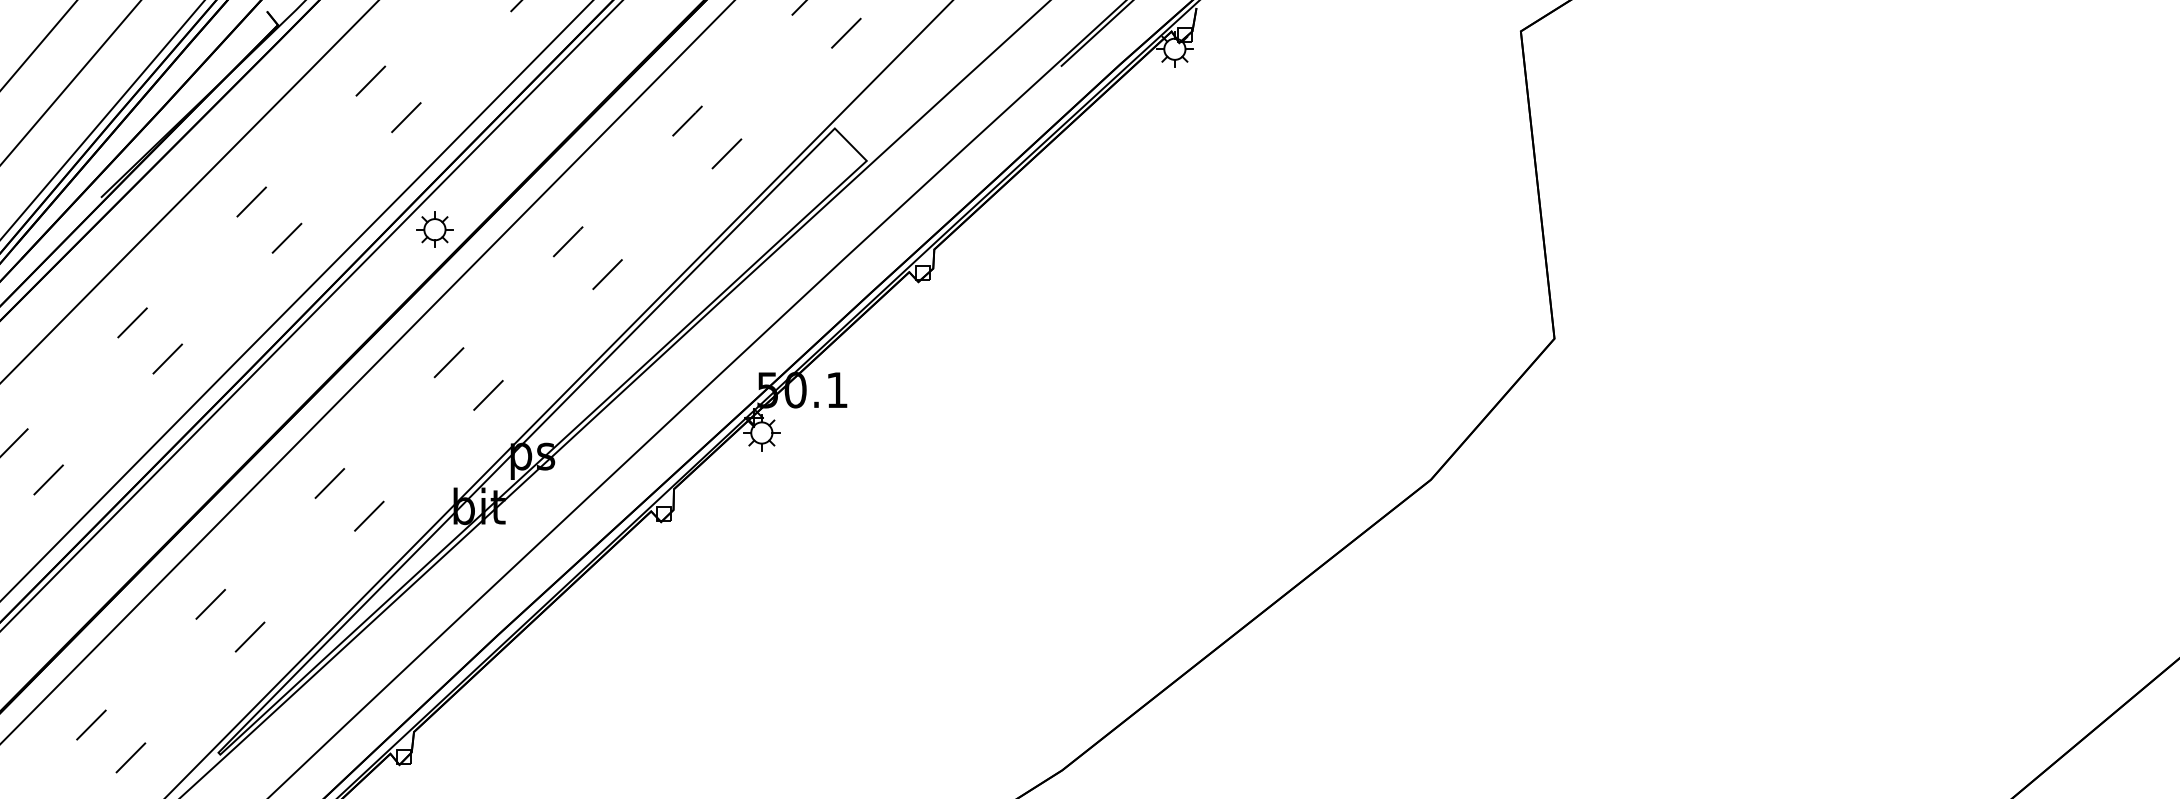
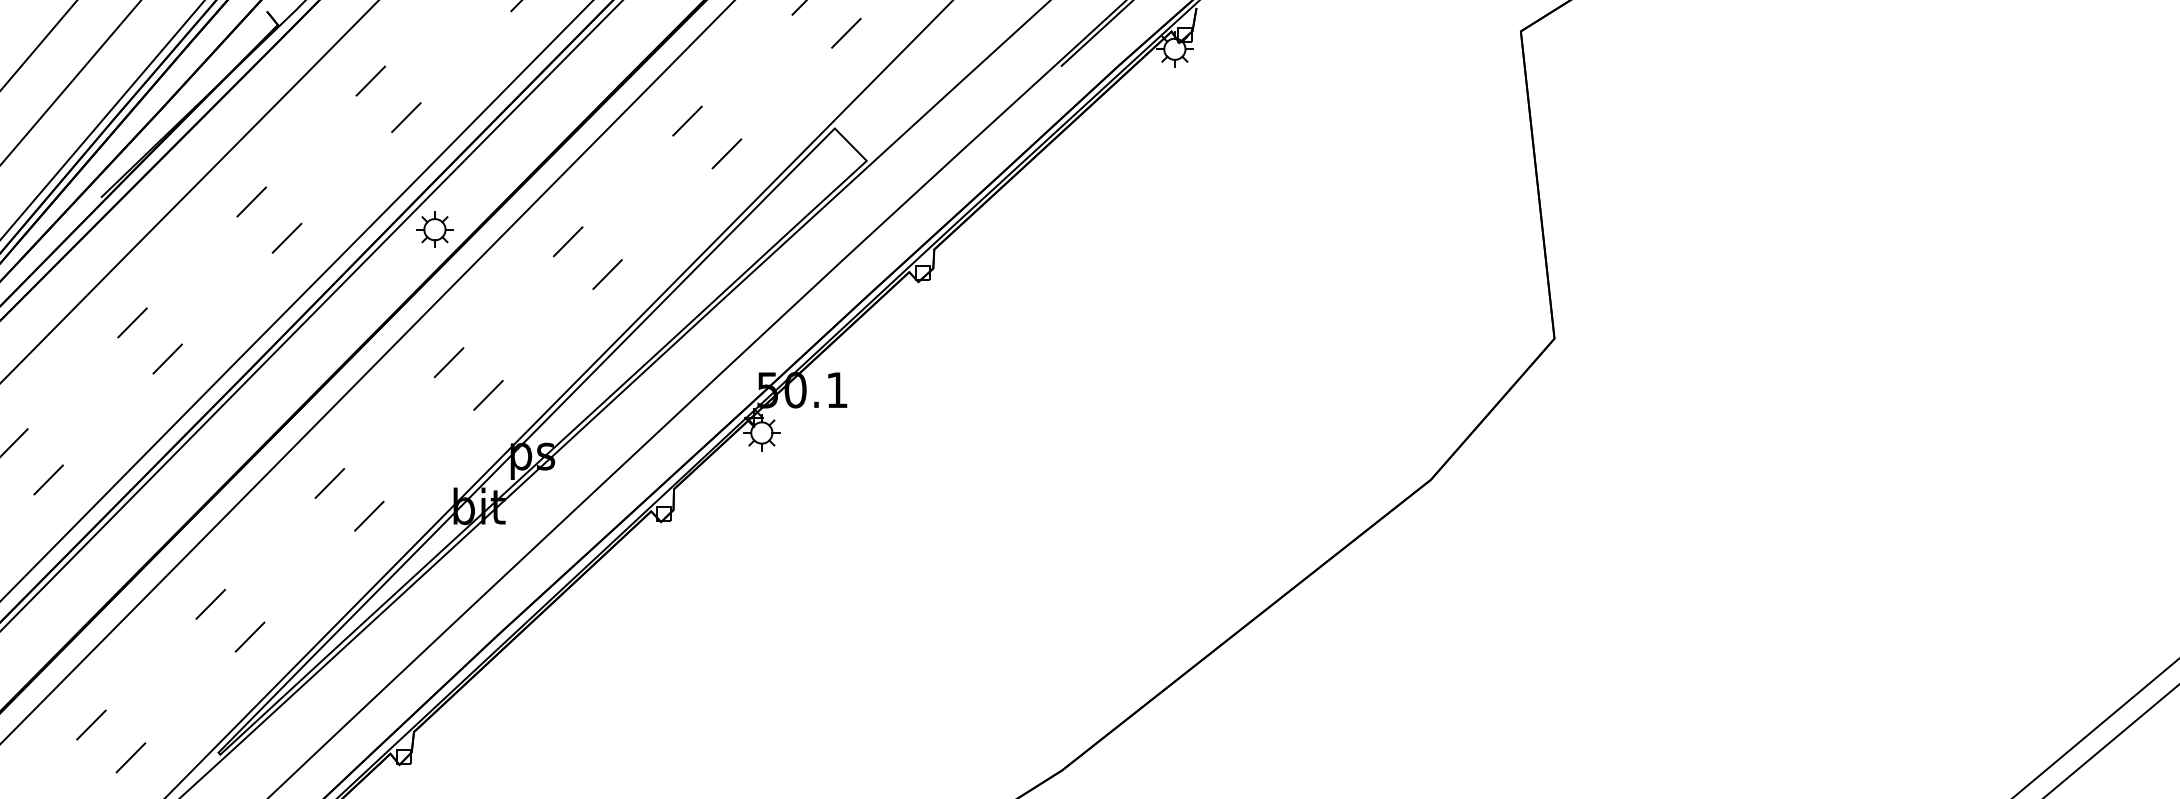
line position: (2095, 727) -> (2111, 740) (2111, 740)
